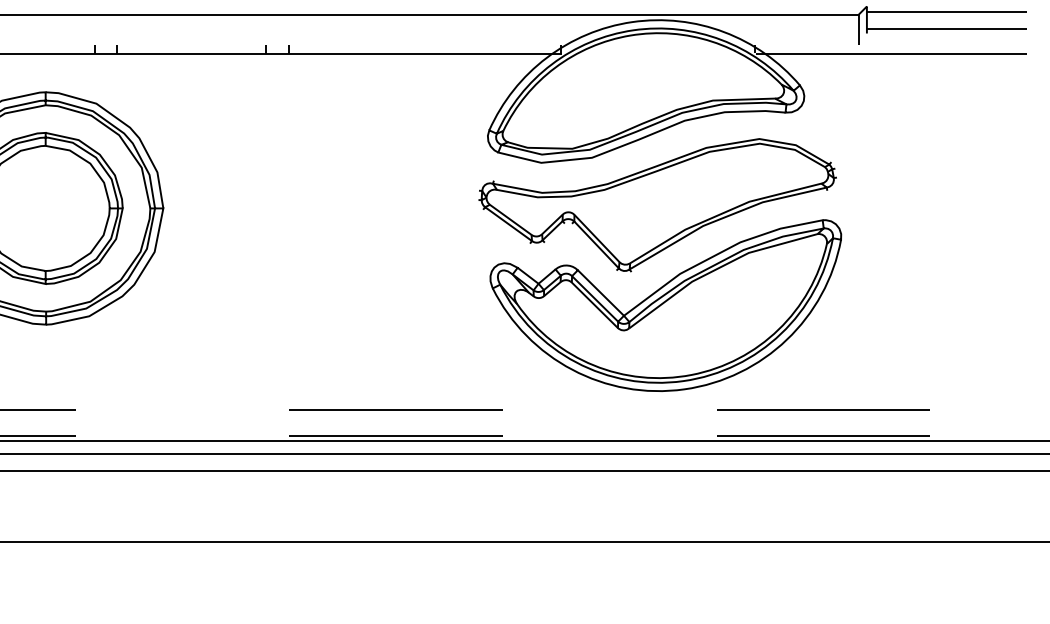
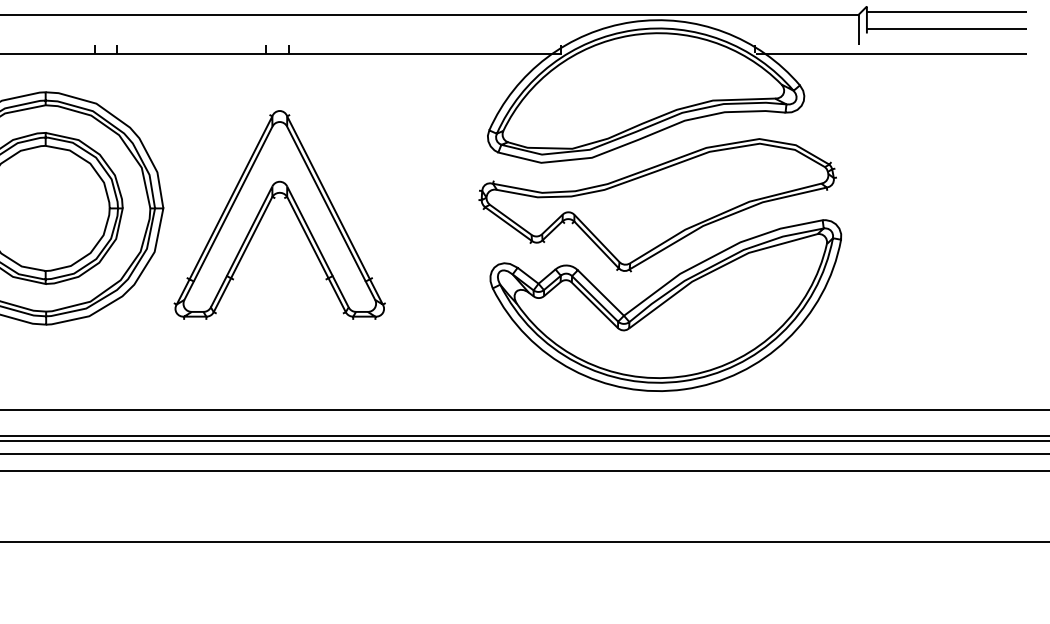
part: none -> present (267, 208)
line: dashed -> solid (525, 410)
line: dashed -> solid (525, 435)
